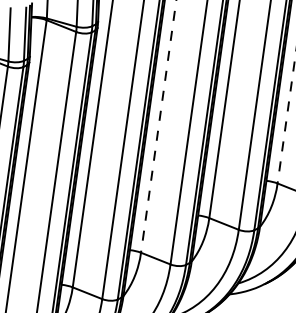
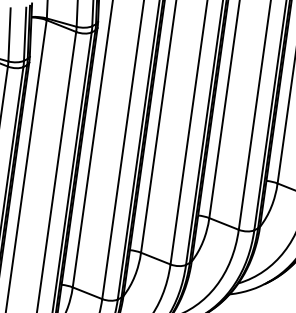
line: dashed -> solid (286, 118)
line: dashed -> solid (158, 127)
